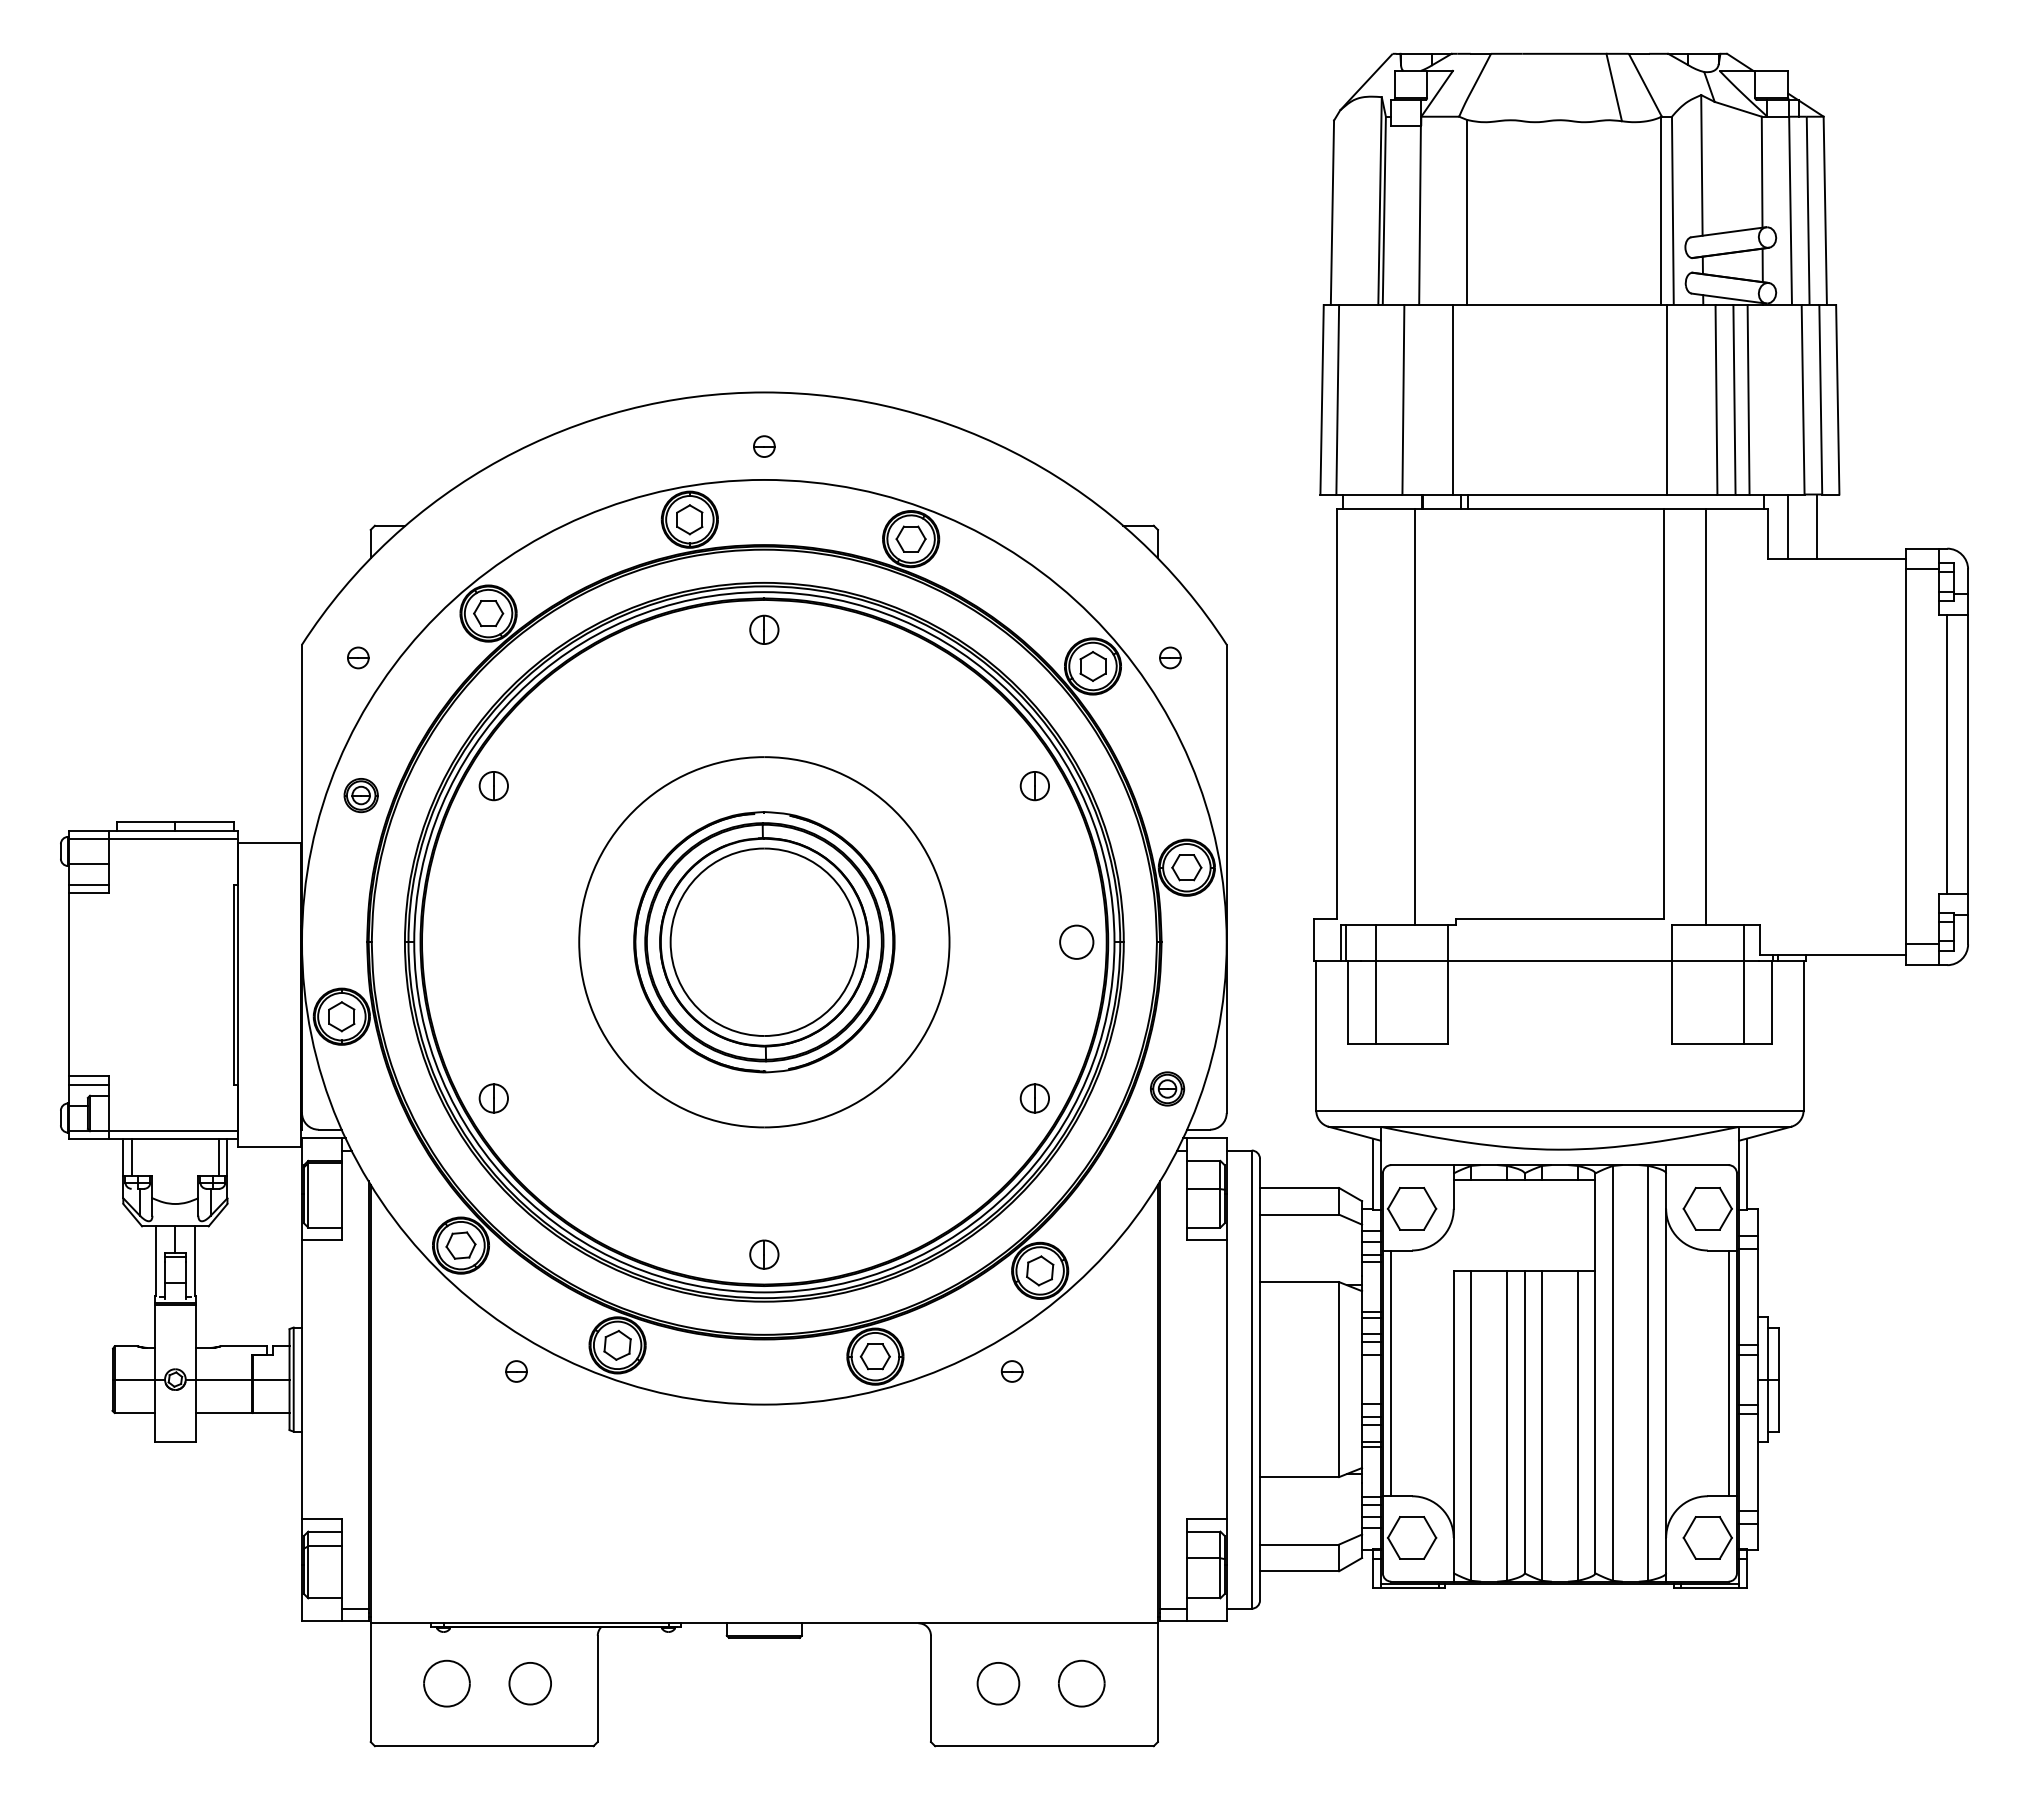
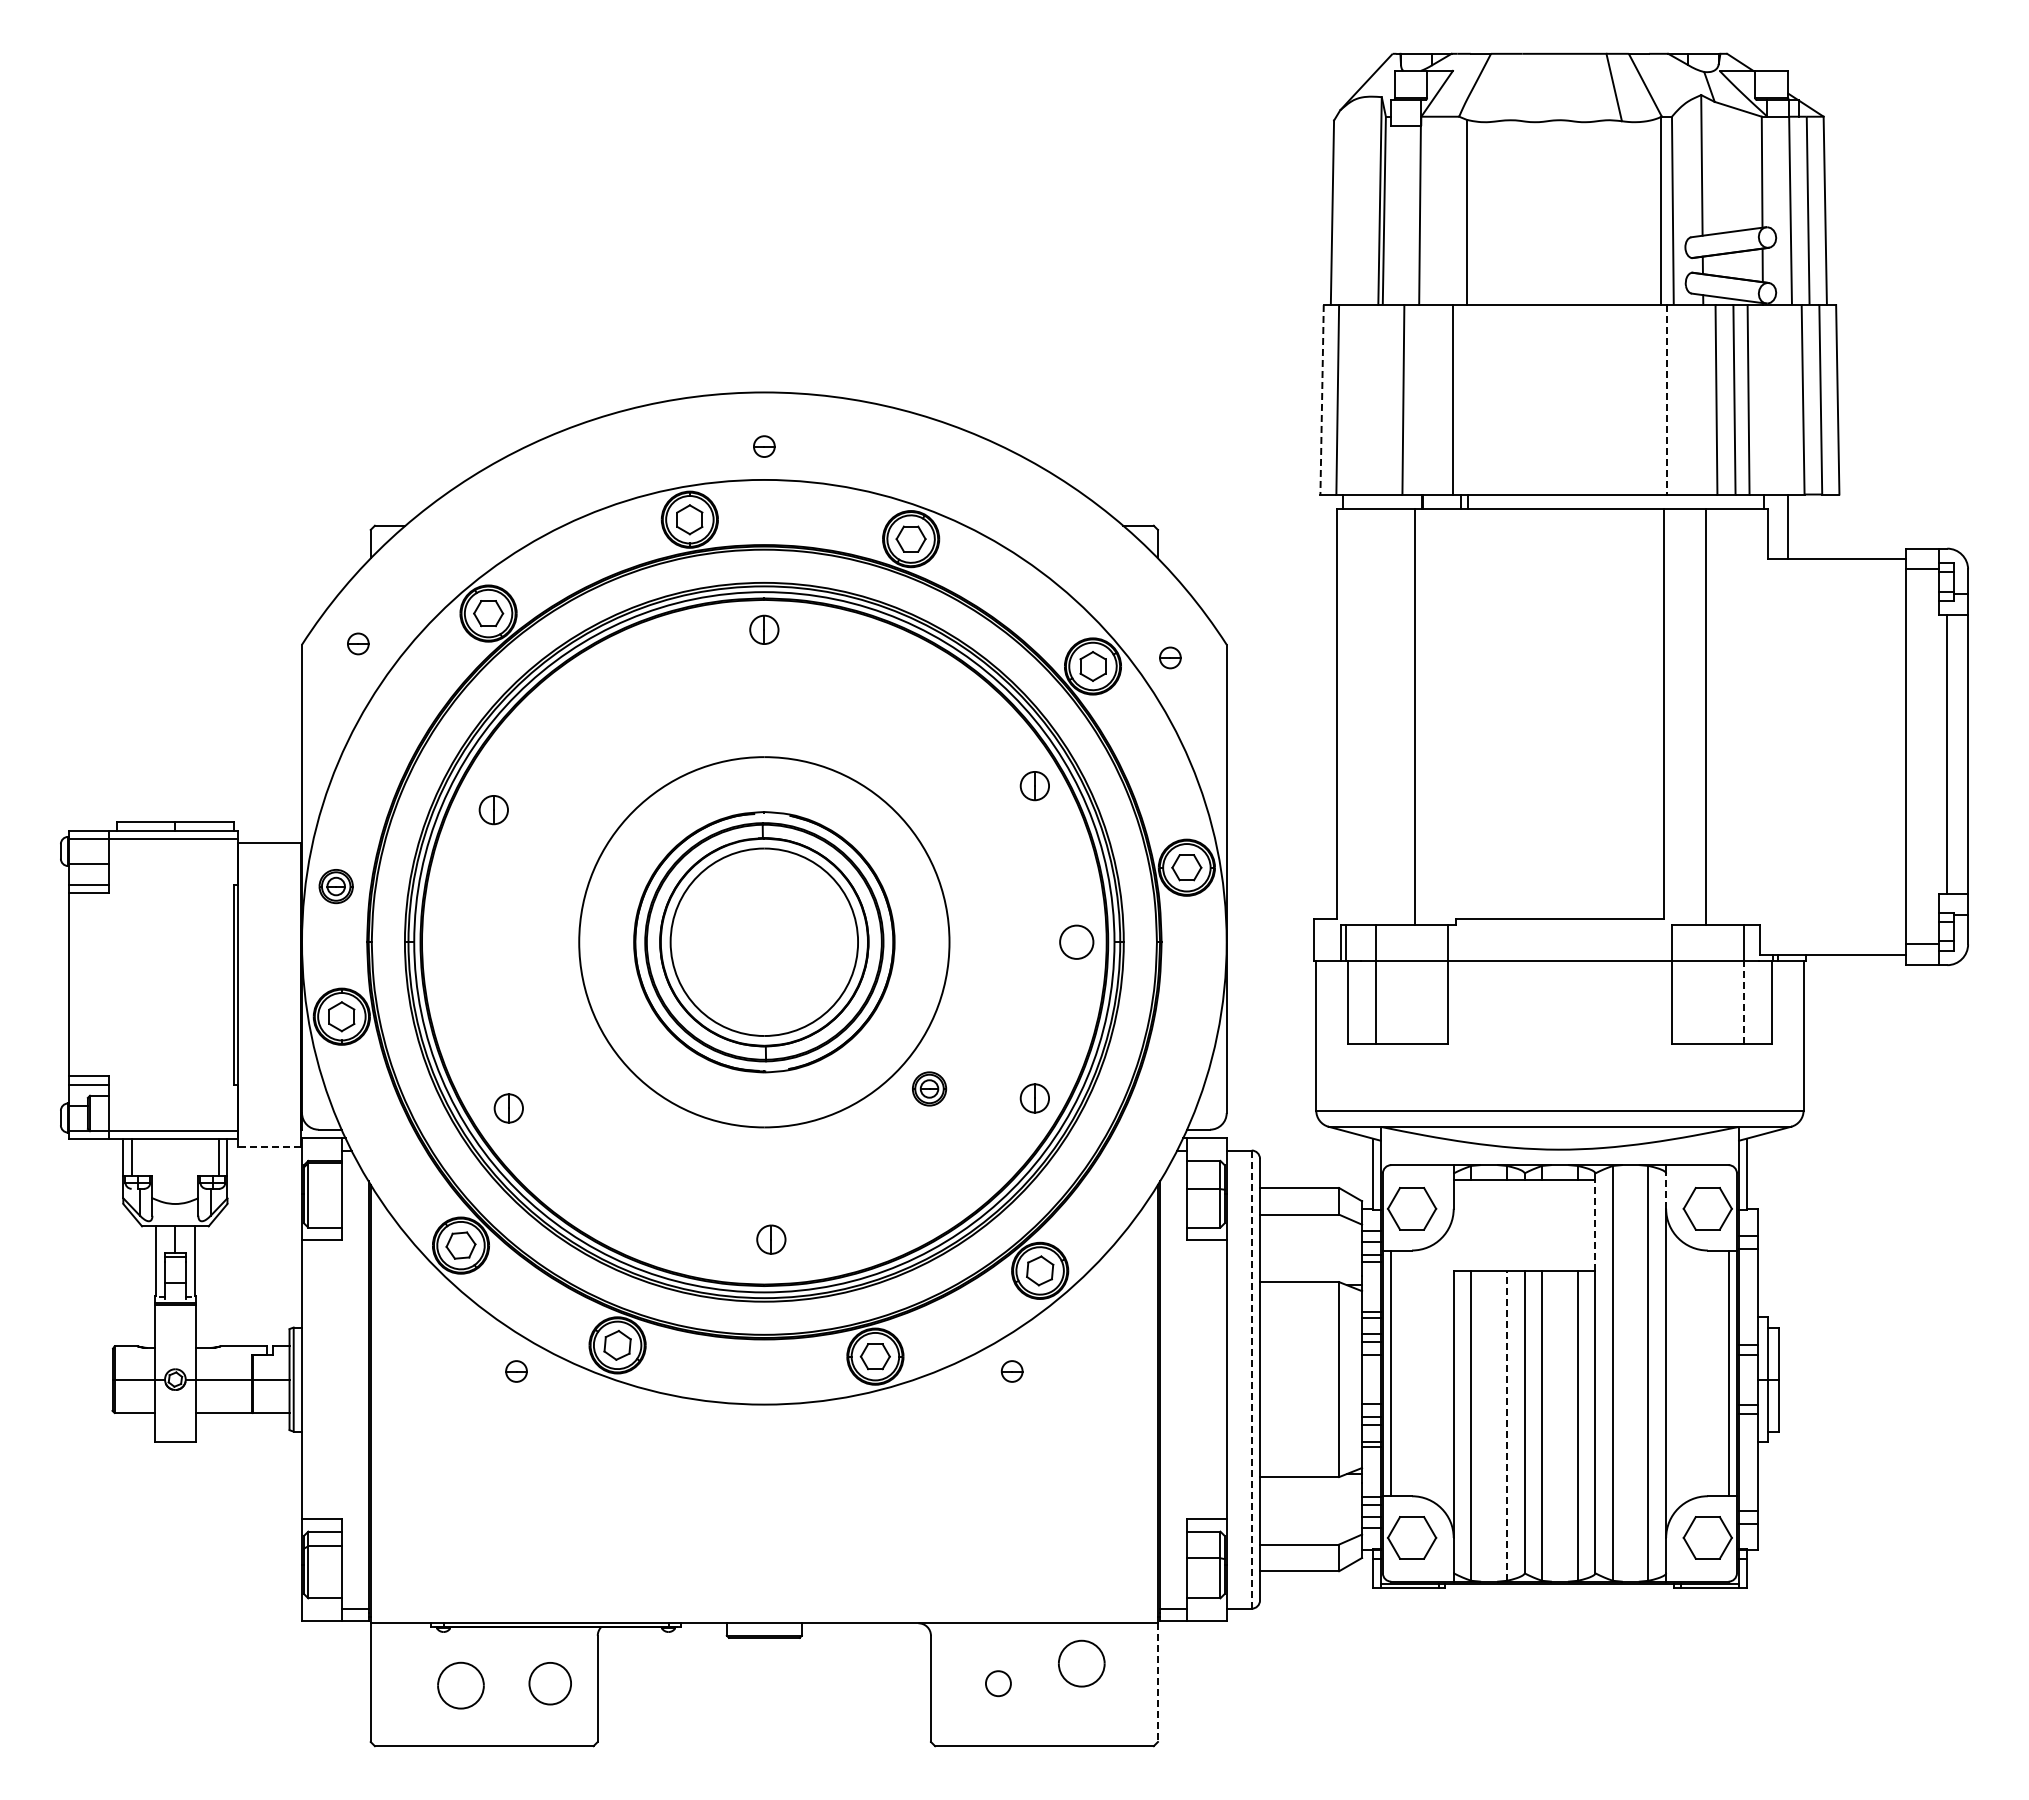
line: solid -> dashed (1322, 399)
line: solid -> dashed (1667, 399)
line: present -> none (1817, 526)
part position: (358, 657) -> (358, 643) (358, 643)
part position: (493, 786) -> (493, 810) (493, 810)
part position: (360, 795) -> (335, 886) (335, 886)
line: solid -> dashed (1744, 1002)
part position: (1167, 1088) -> (929, 1088) (929, 1088)
part position: (493, 1098) -> (508, 1108) (508, 1108)
line: solid -> dashed (268, 1146)
line: solid -> dashed (1666, 1191)
line: solid -> dashed (1595, 1225)
part position: (764, 1254) -> (771, 1239) (771, 1239)
line: solid -> dashed (1251, 1380)
line: solid -> dashed (1506, 1426)
part position: (446, 1683) -> (460, 1685) (460, 1685)
circle position: (529, 1683) -> (549, 1683) (549, 1683)
circle diameter: 42 px -> 25 px (997, 1683)
part position: (1081, 1683) -> (1081, 1663) (1081, 1663)
line: solid -> dashed (1157, 1683)
